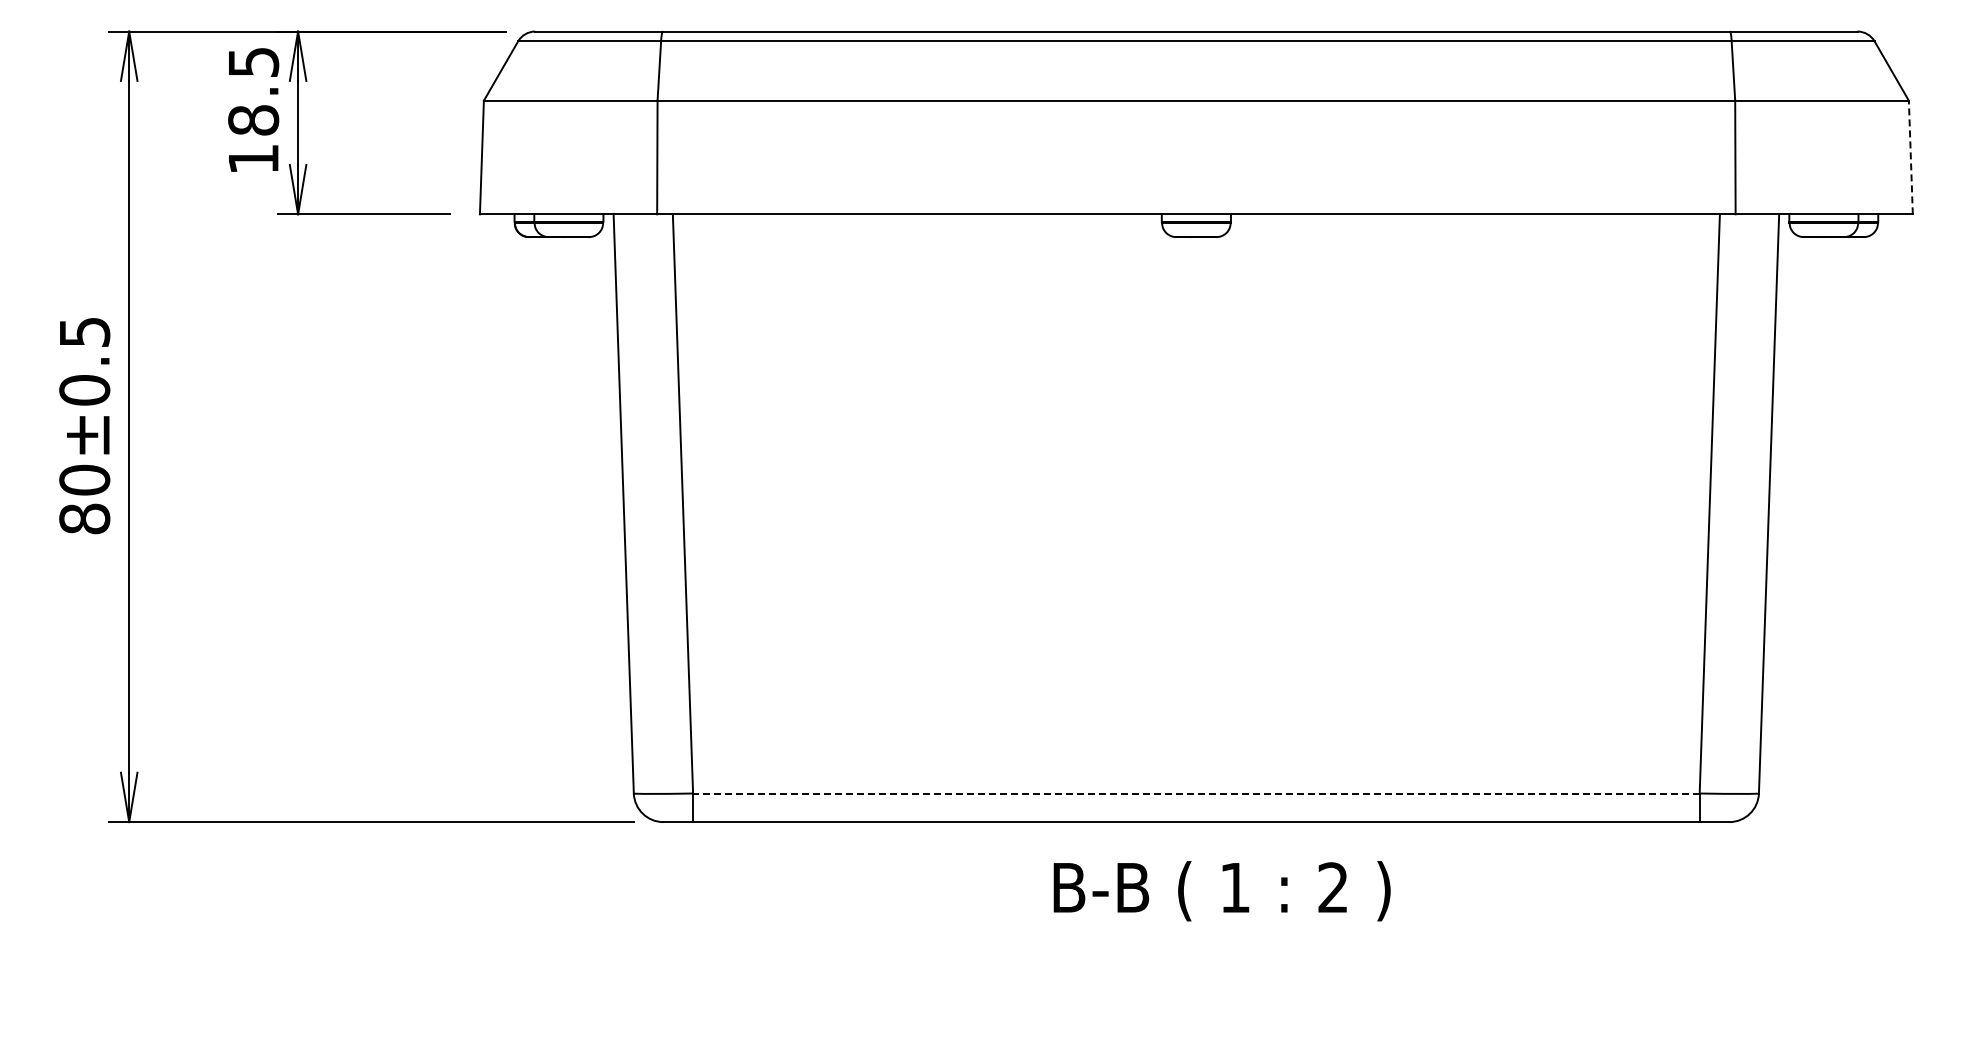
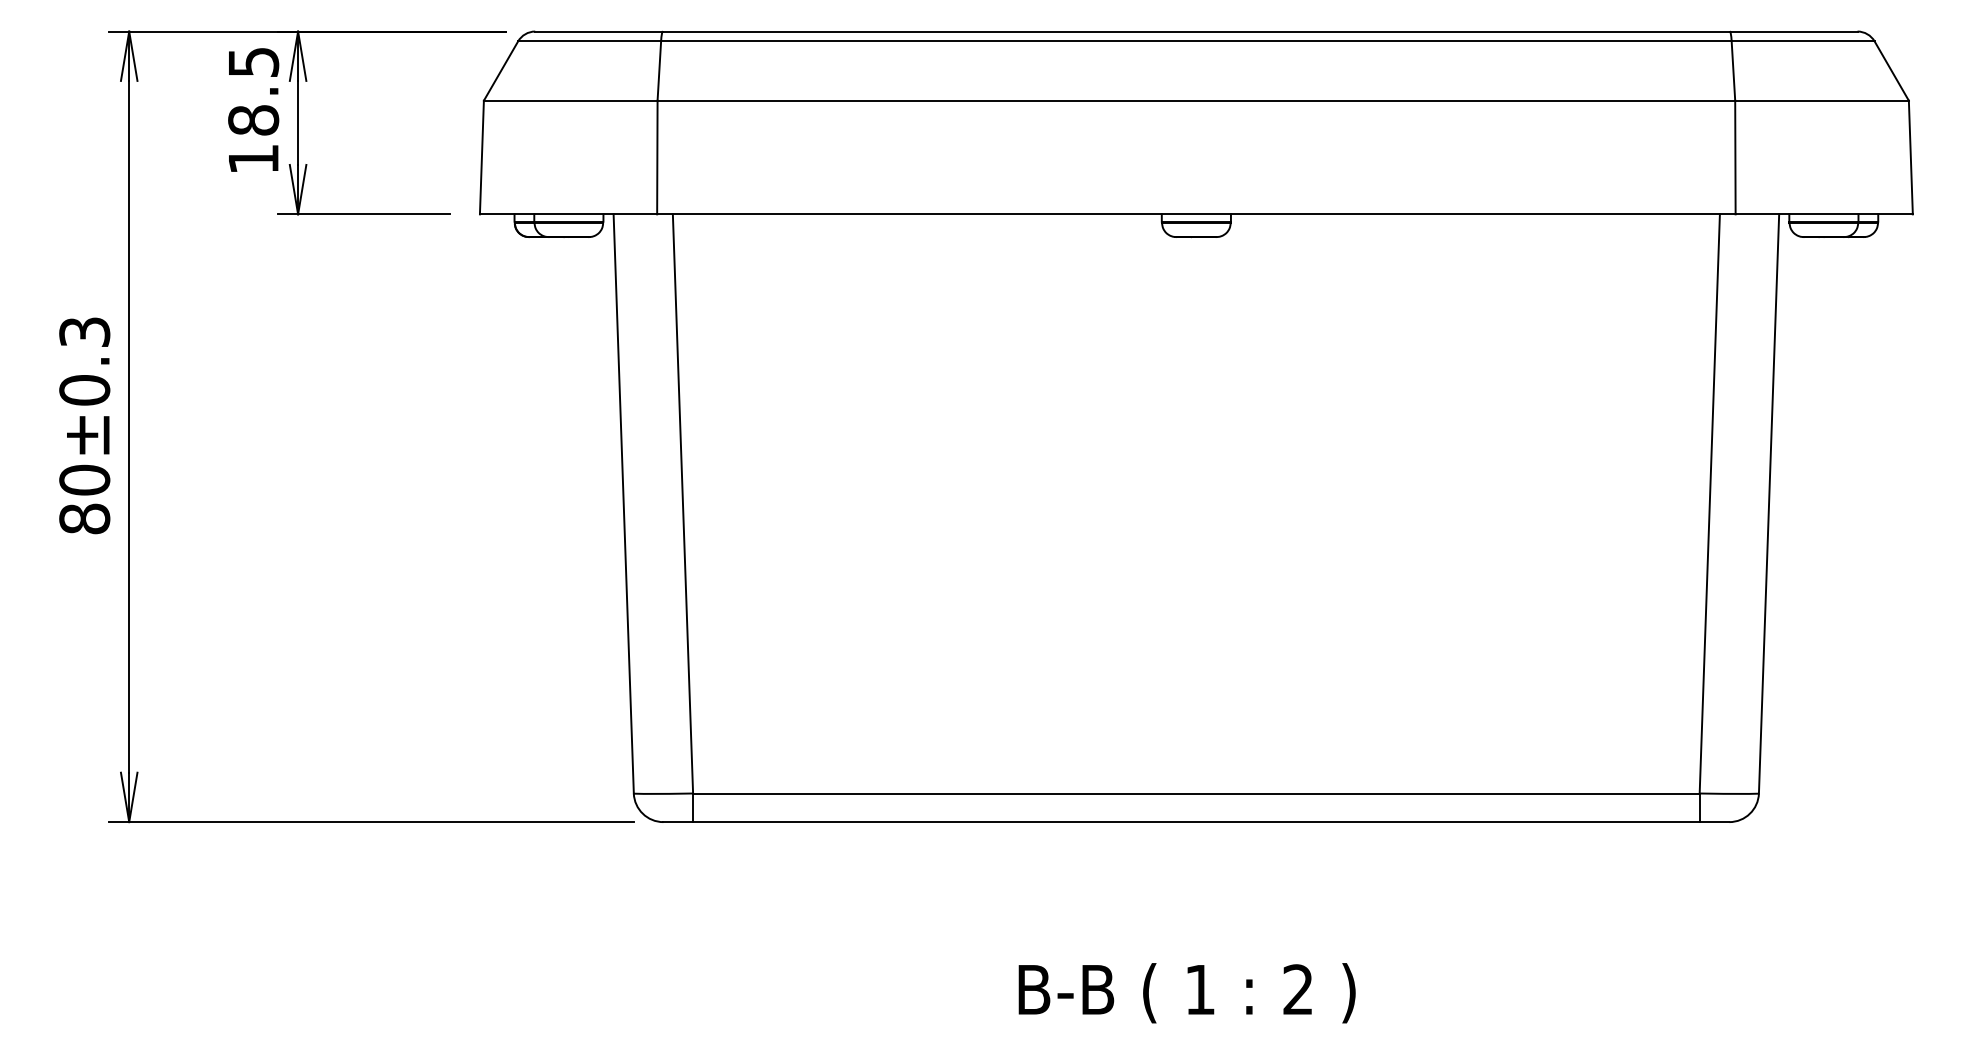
line: dashed -> solid (1910, 157)
text: 80±0.5 -> 80±0.3 (84, 331)
line: dashed -> solid (1195, 793)
text position: (1221, 891) -> (1186, 993) (1186, 993)
